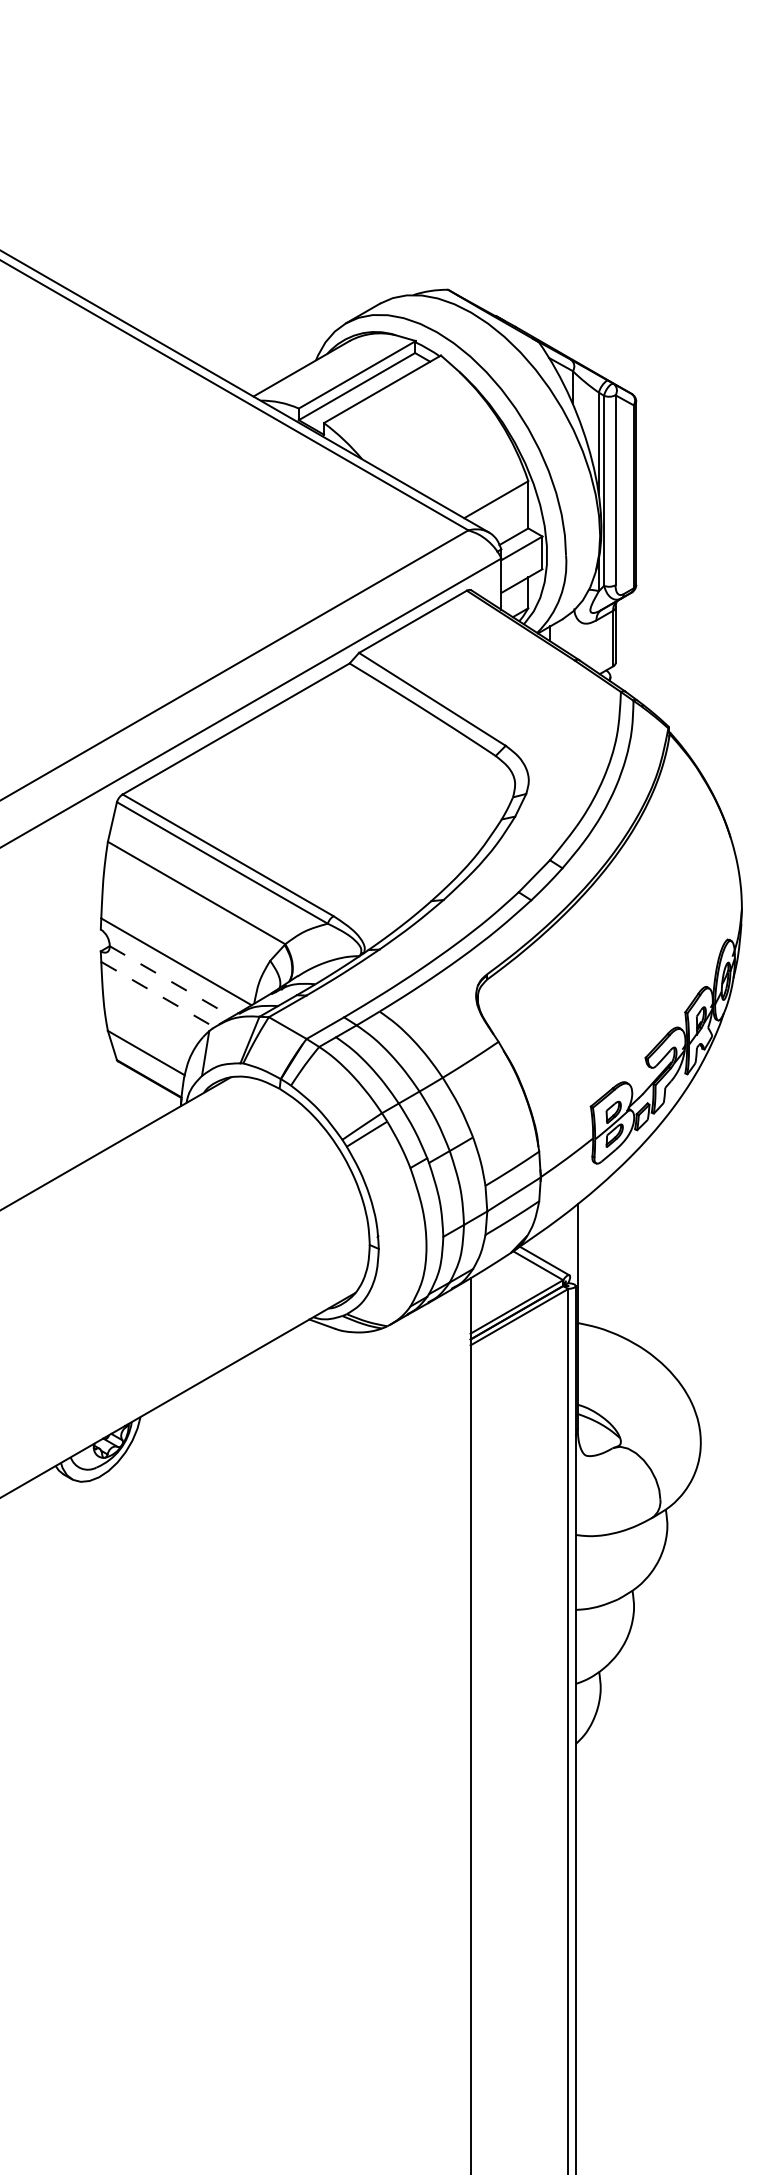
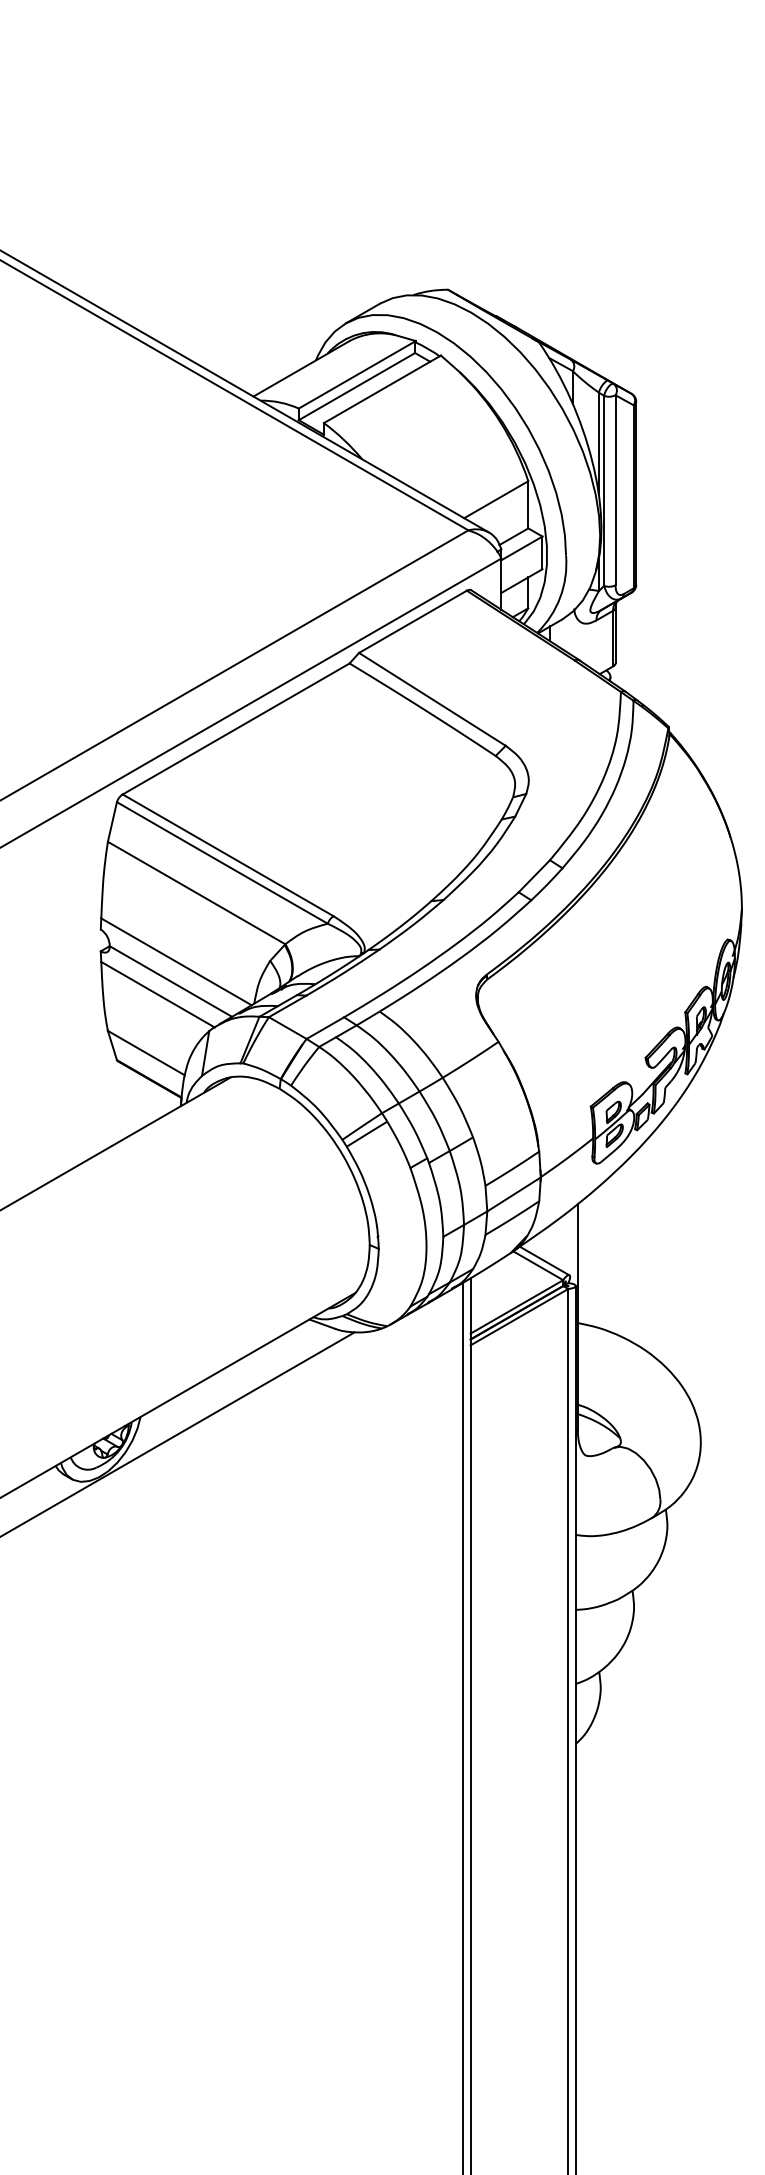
line: dashed -> solid (170, 981)
line: dashed -> solid (158, 994)
line: none -> present (178, 1433)
line: none -> present (463, 1726)
